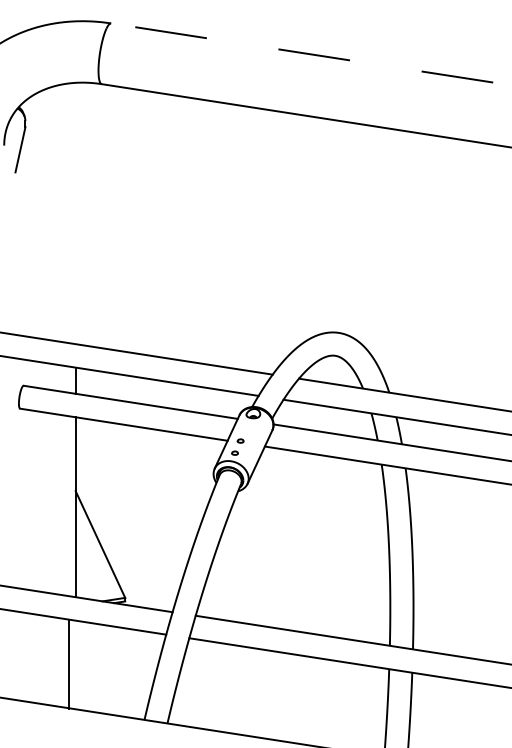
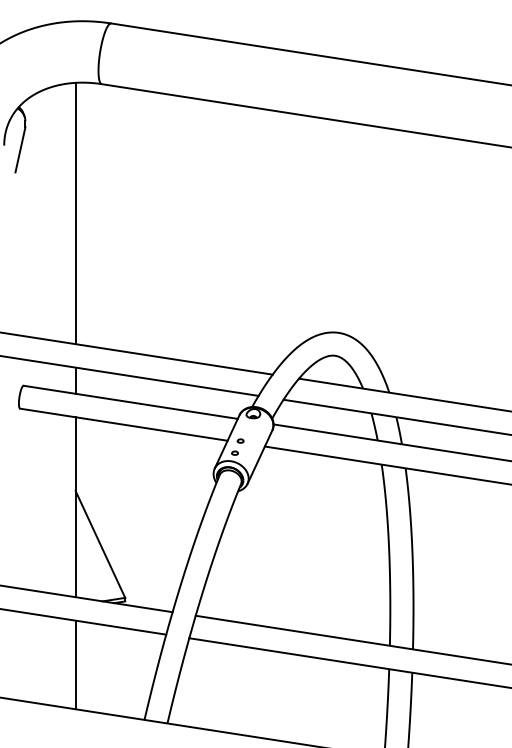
line: dashed -> solid (310, 54)
line: none -> present (75, 213)
line position: (68, 664) -> (75, 664) (75, 664)
